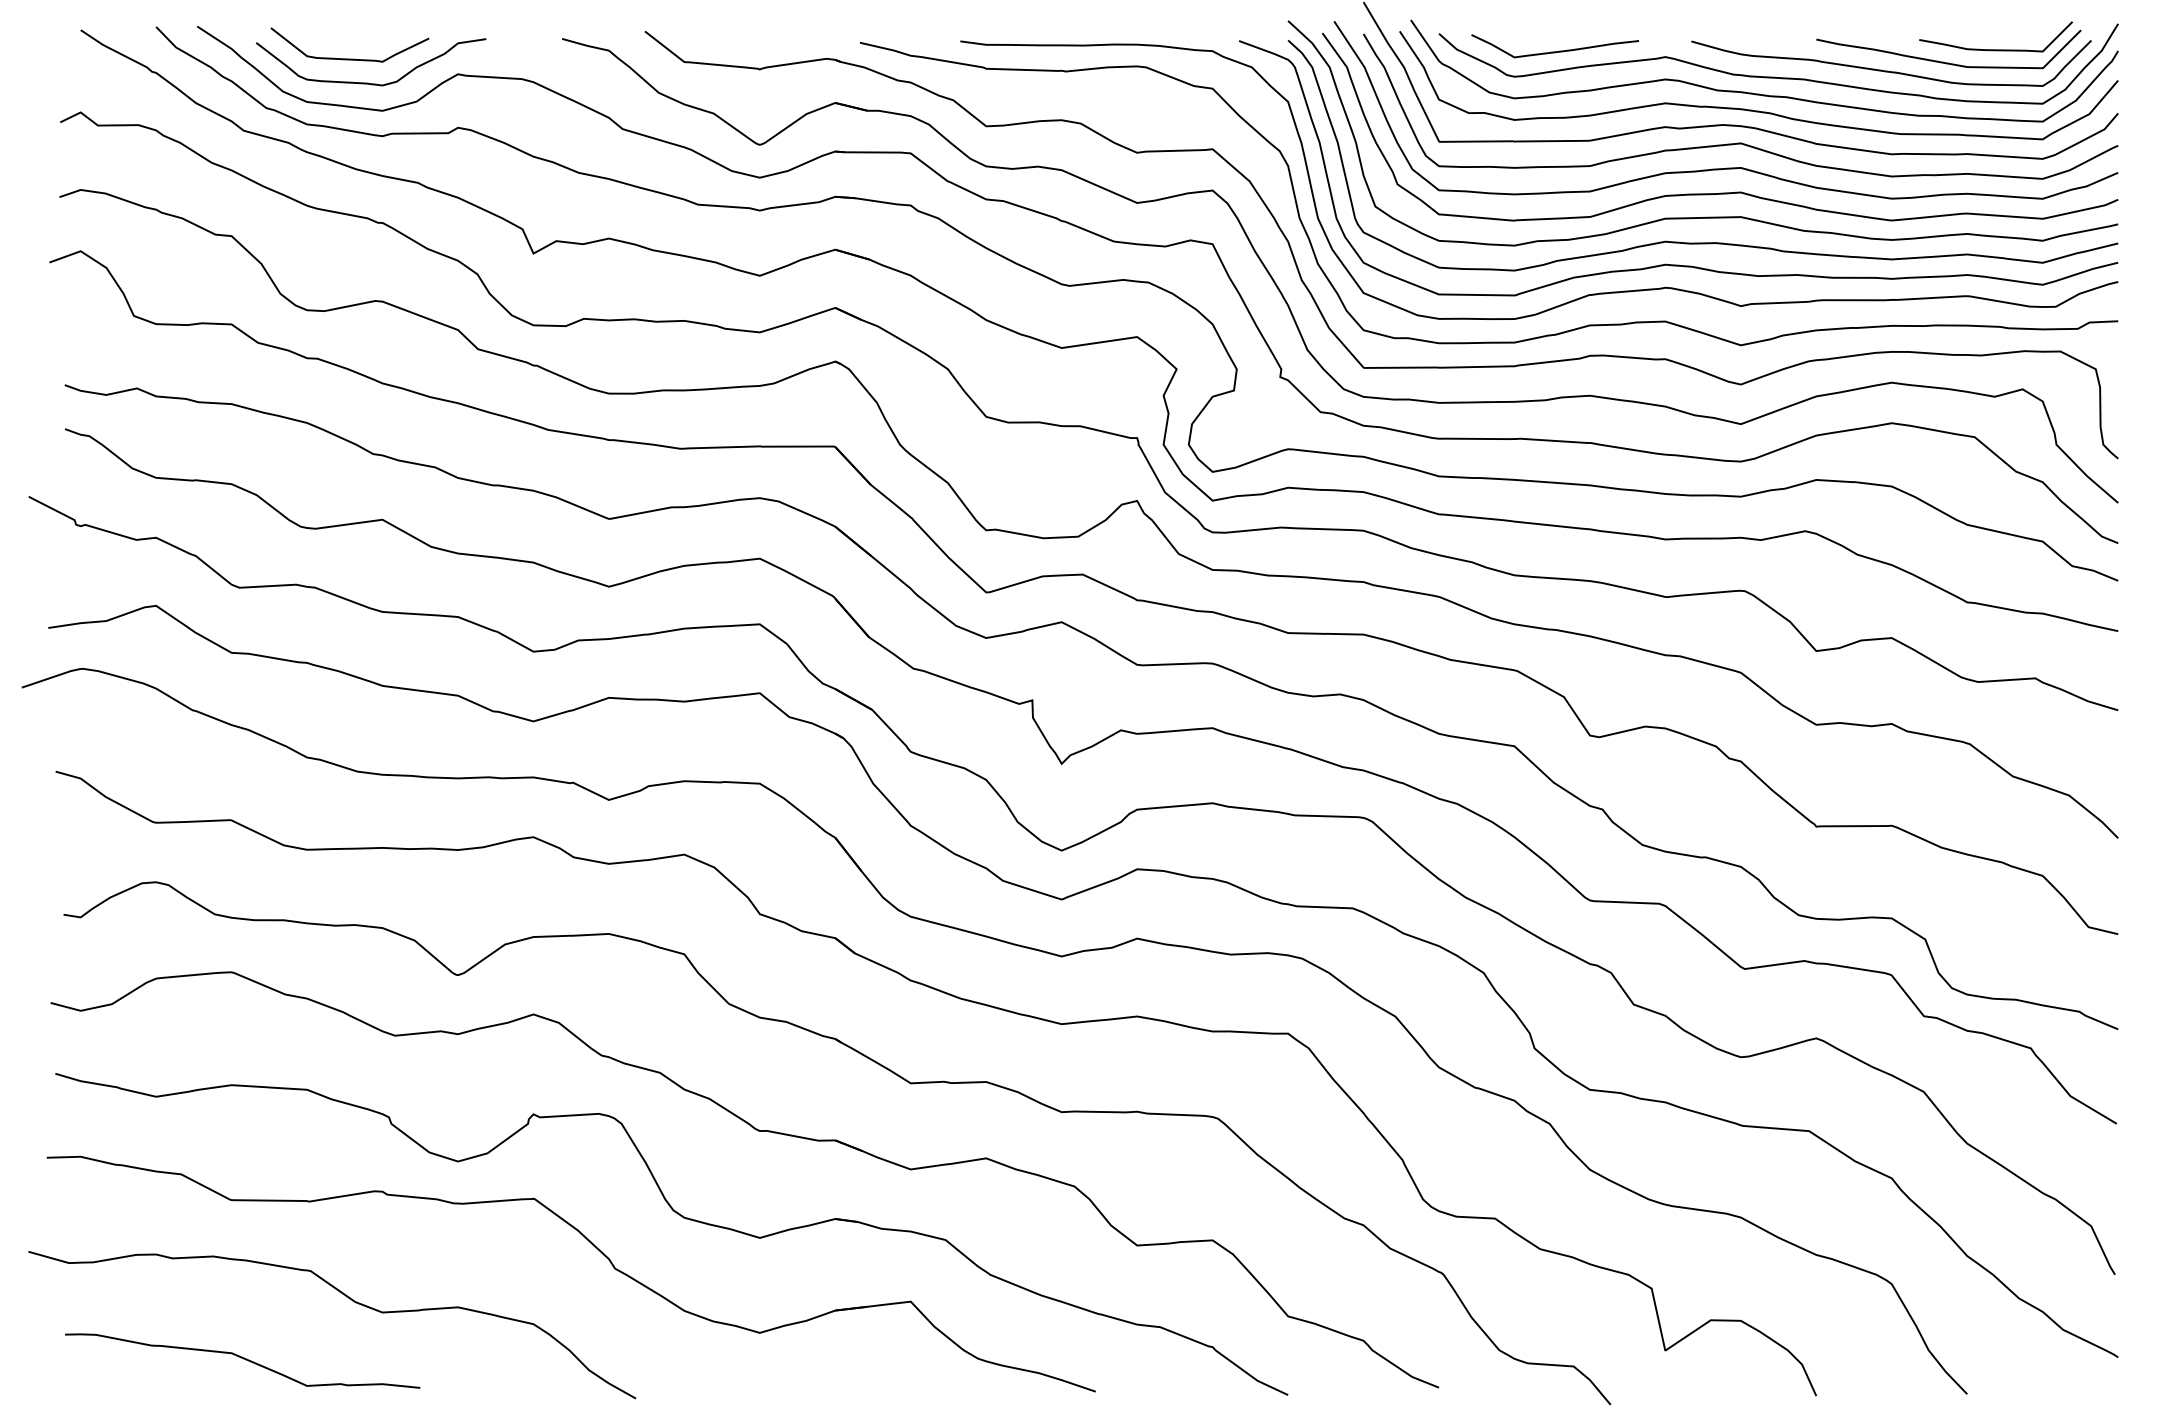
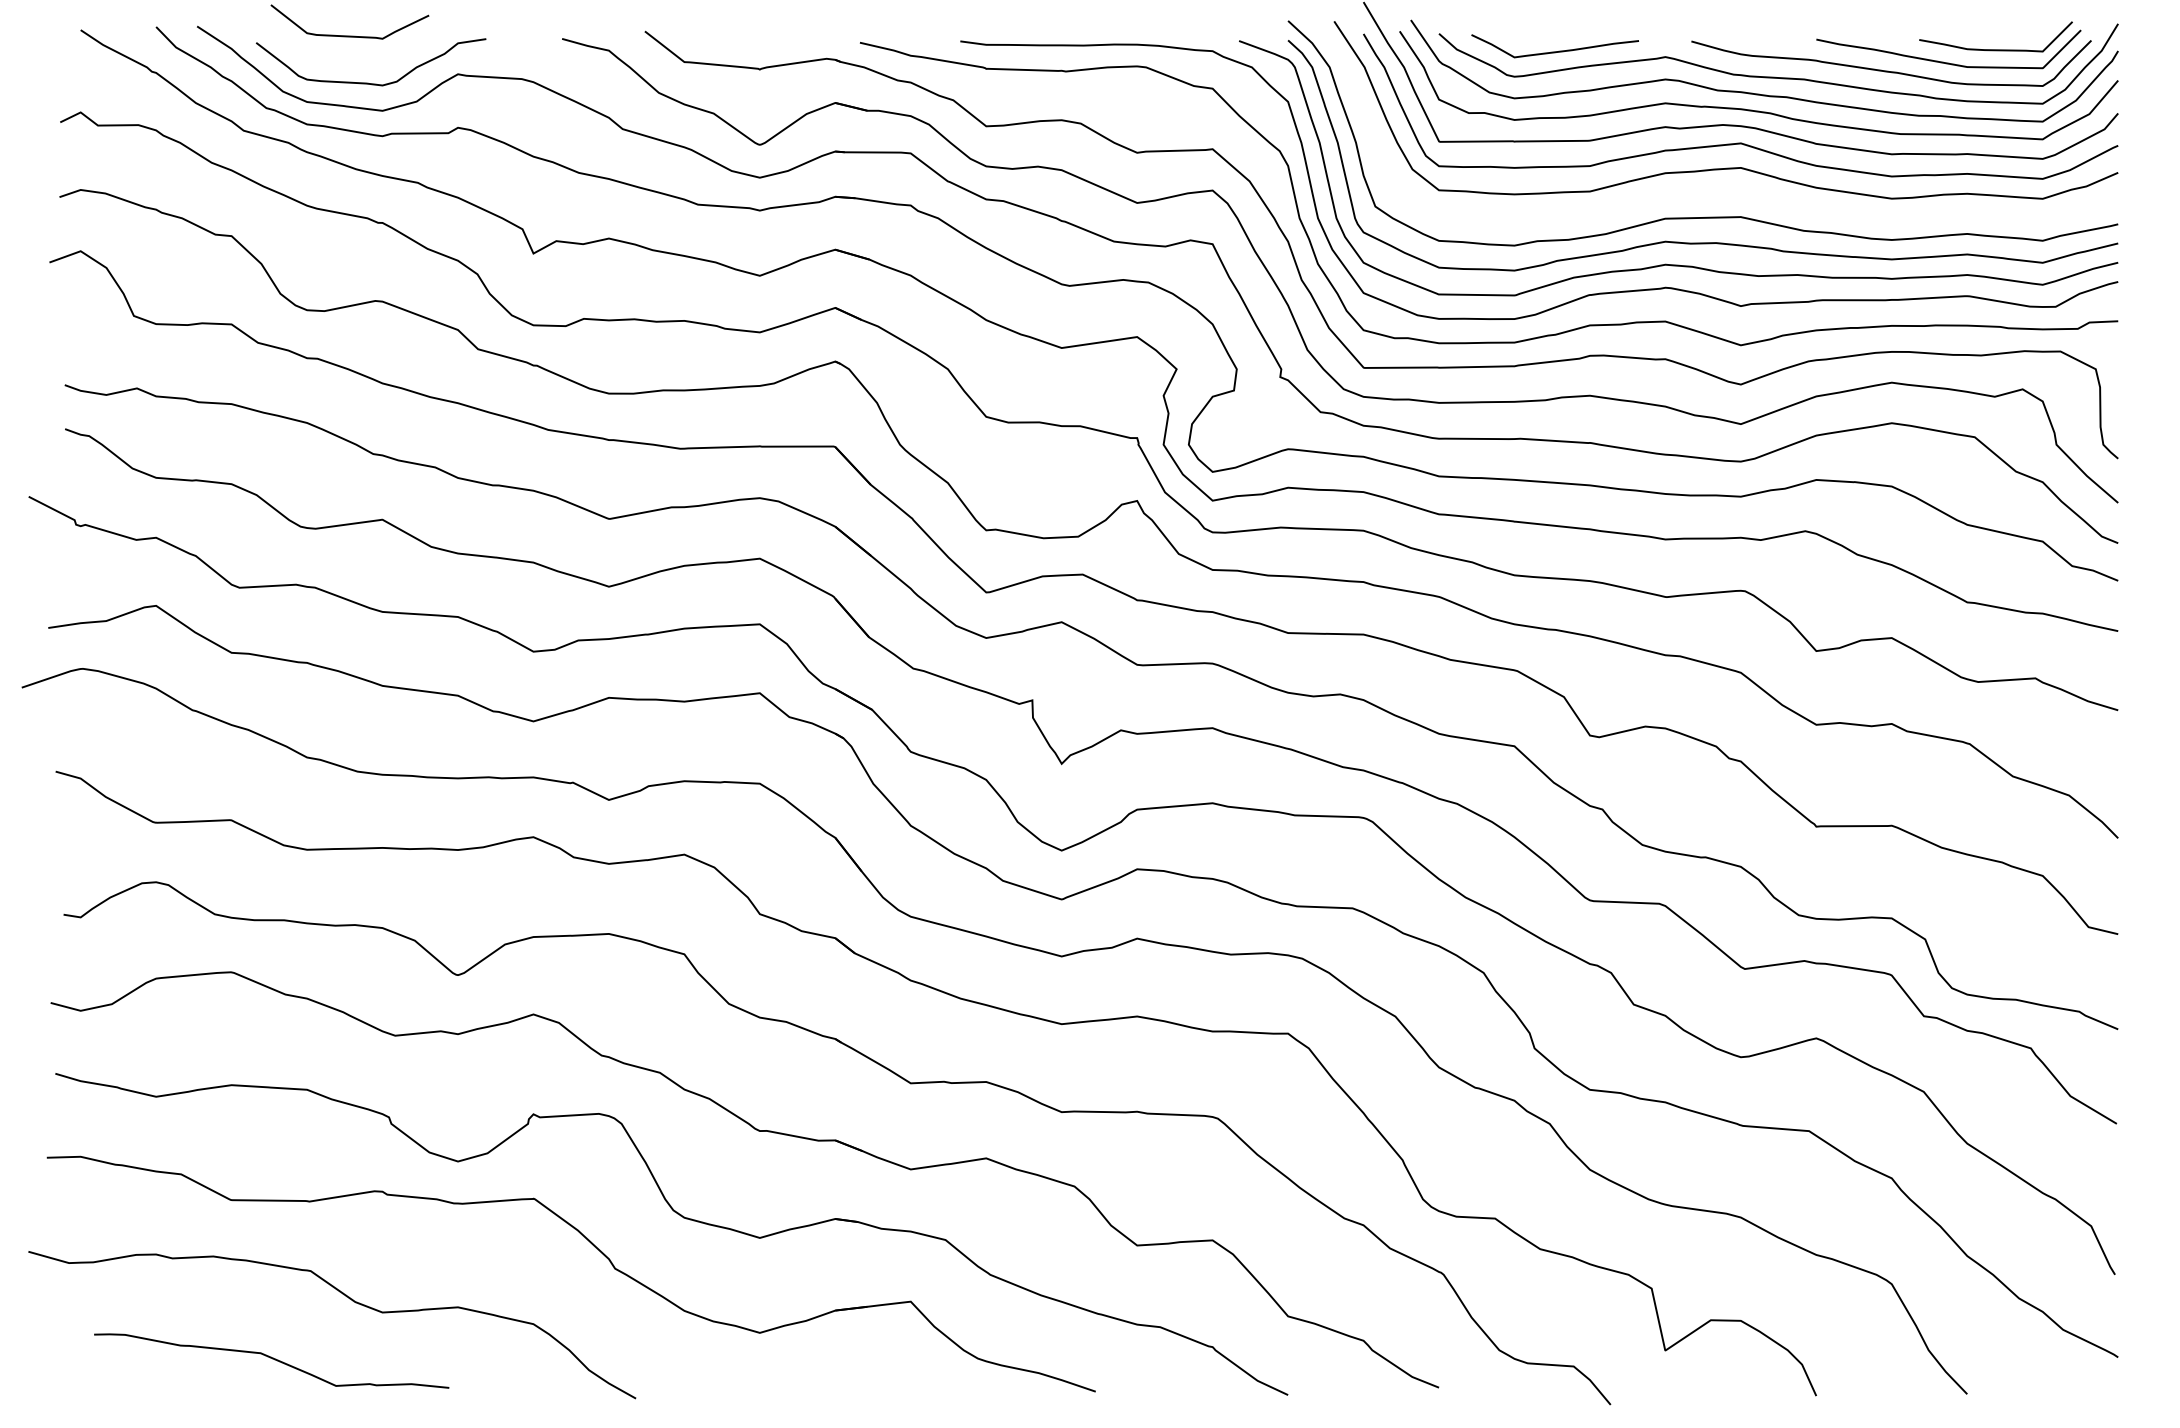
curve position: (349, 58) -> (349, 35) (349, 35)
curve: present -> none (1720, 192)
curve position: (243, 1359) -> (272, 1359) (272, 1359)
